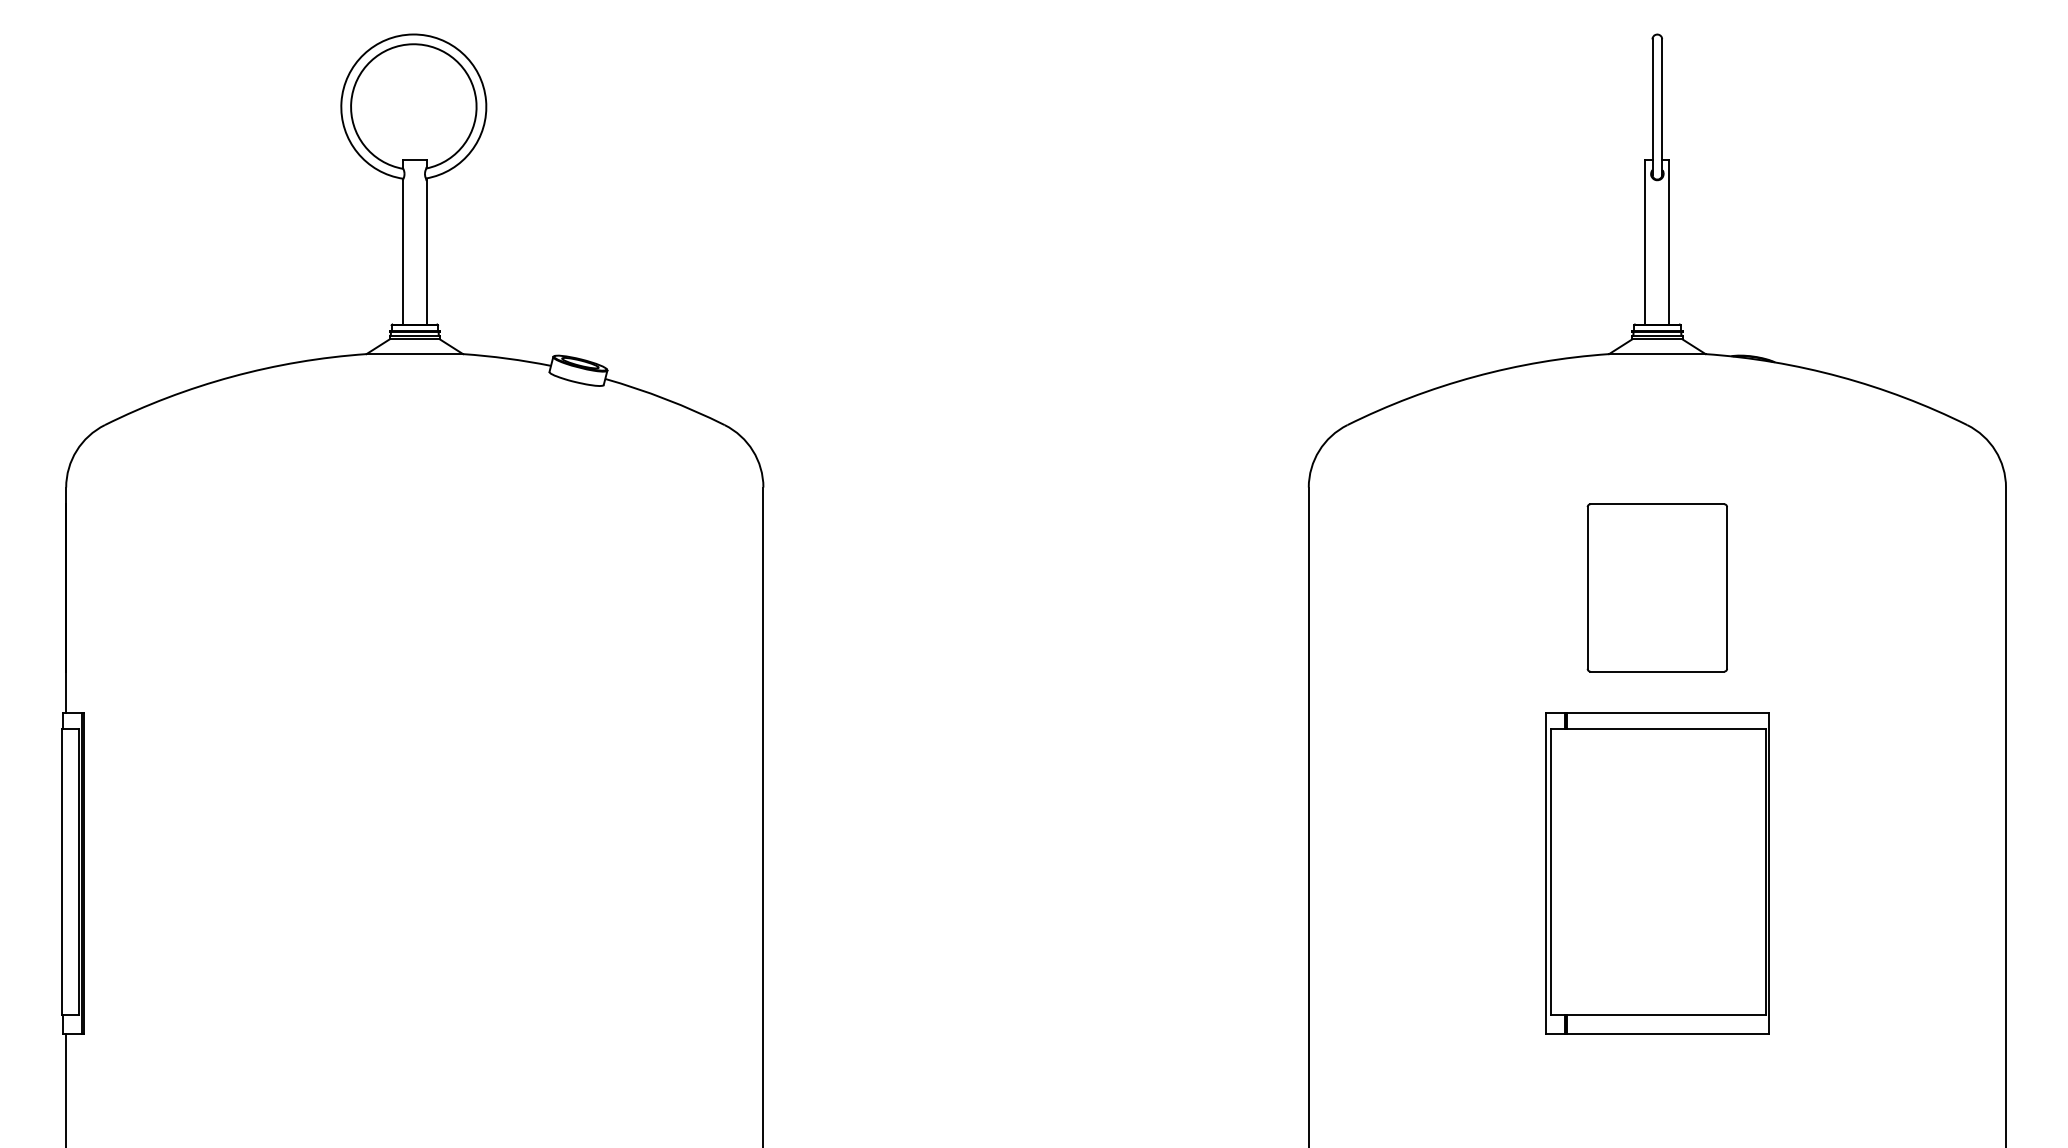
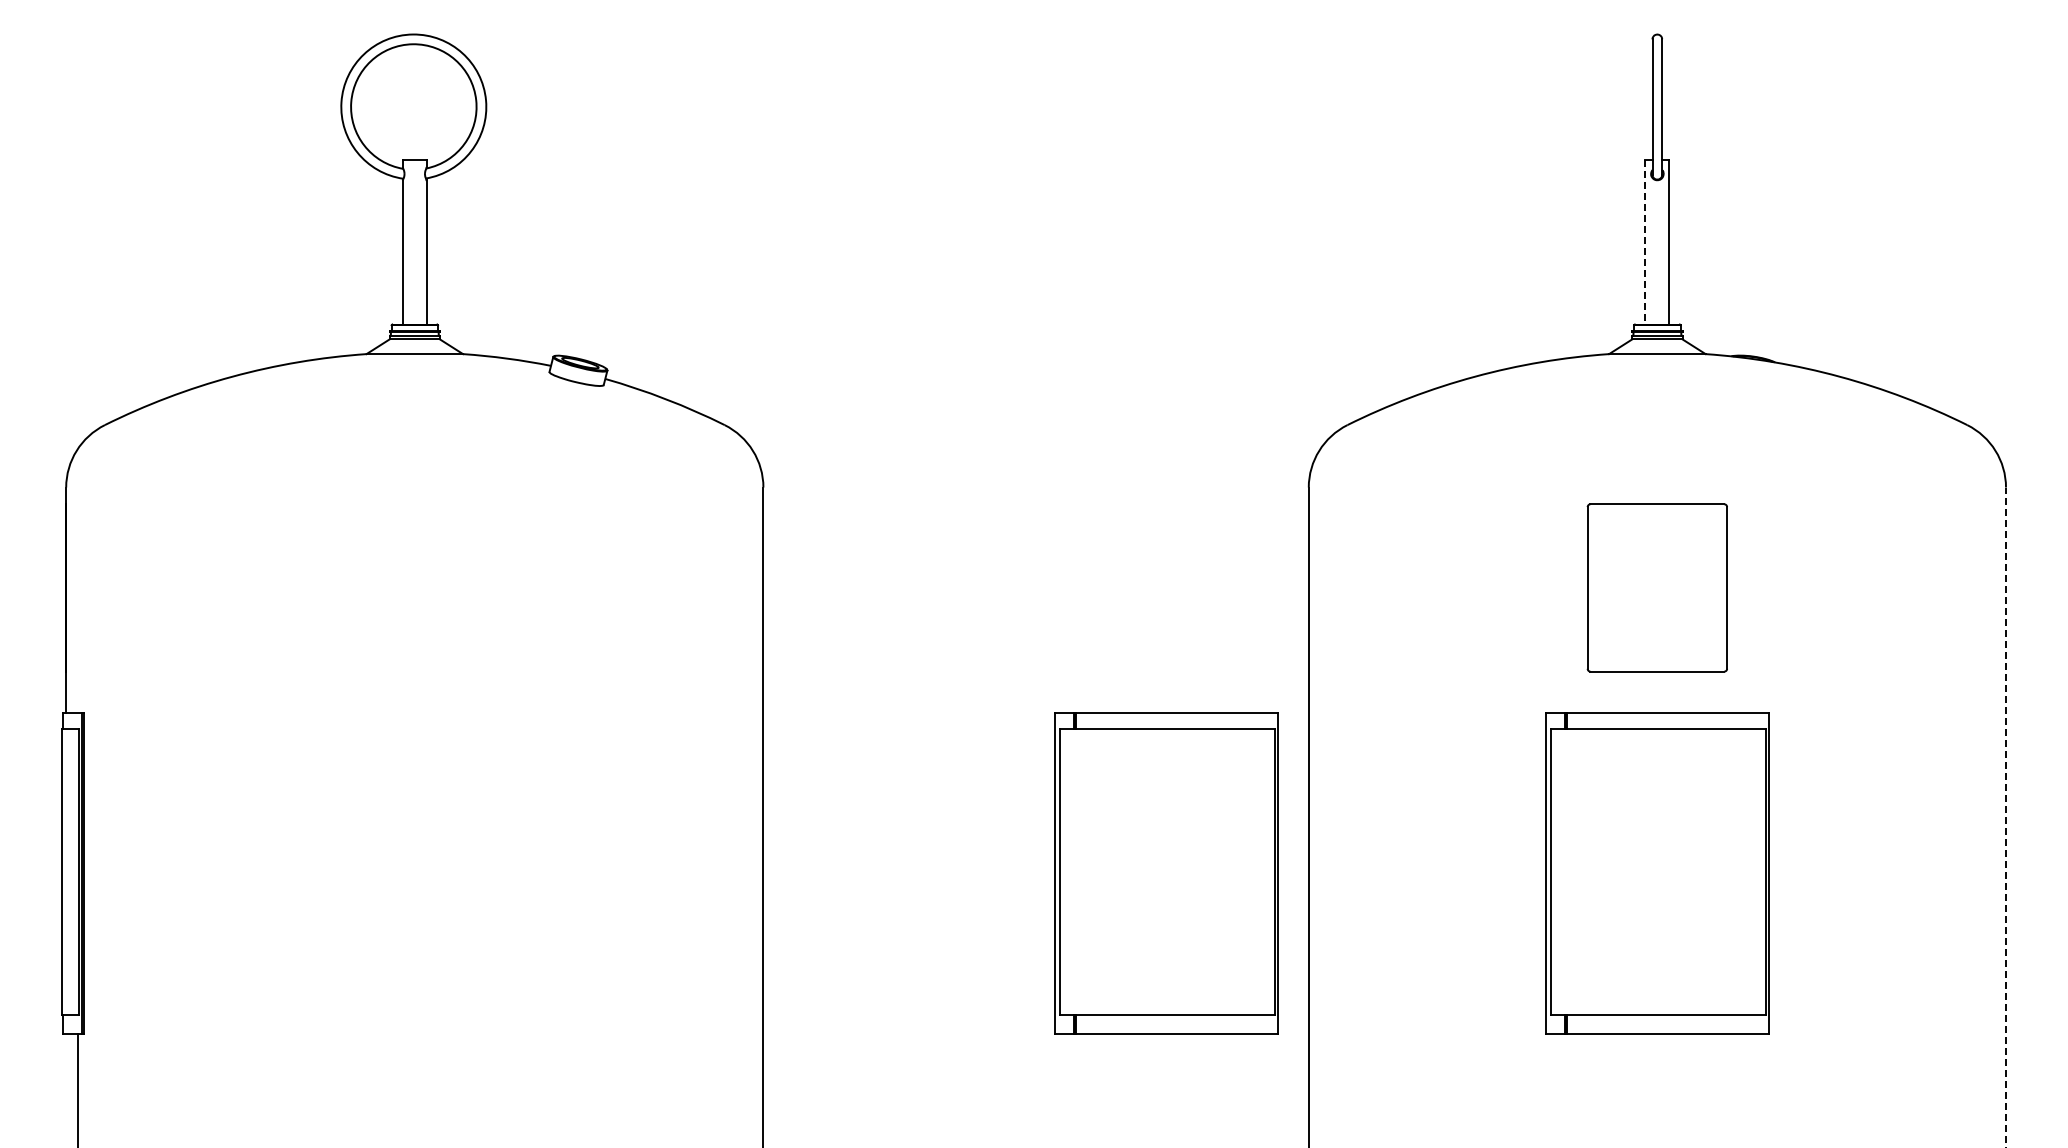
line: solid -> dashed (1645, 242)
line: solid -> dashed (2006, 817)
part: none -> present (1166, 873)
line position: (66, 1089) -> (78, 1089) (78, 1089)
